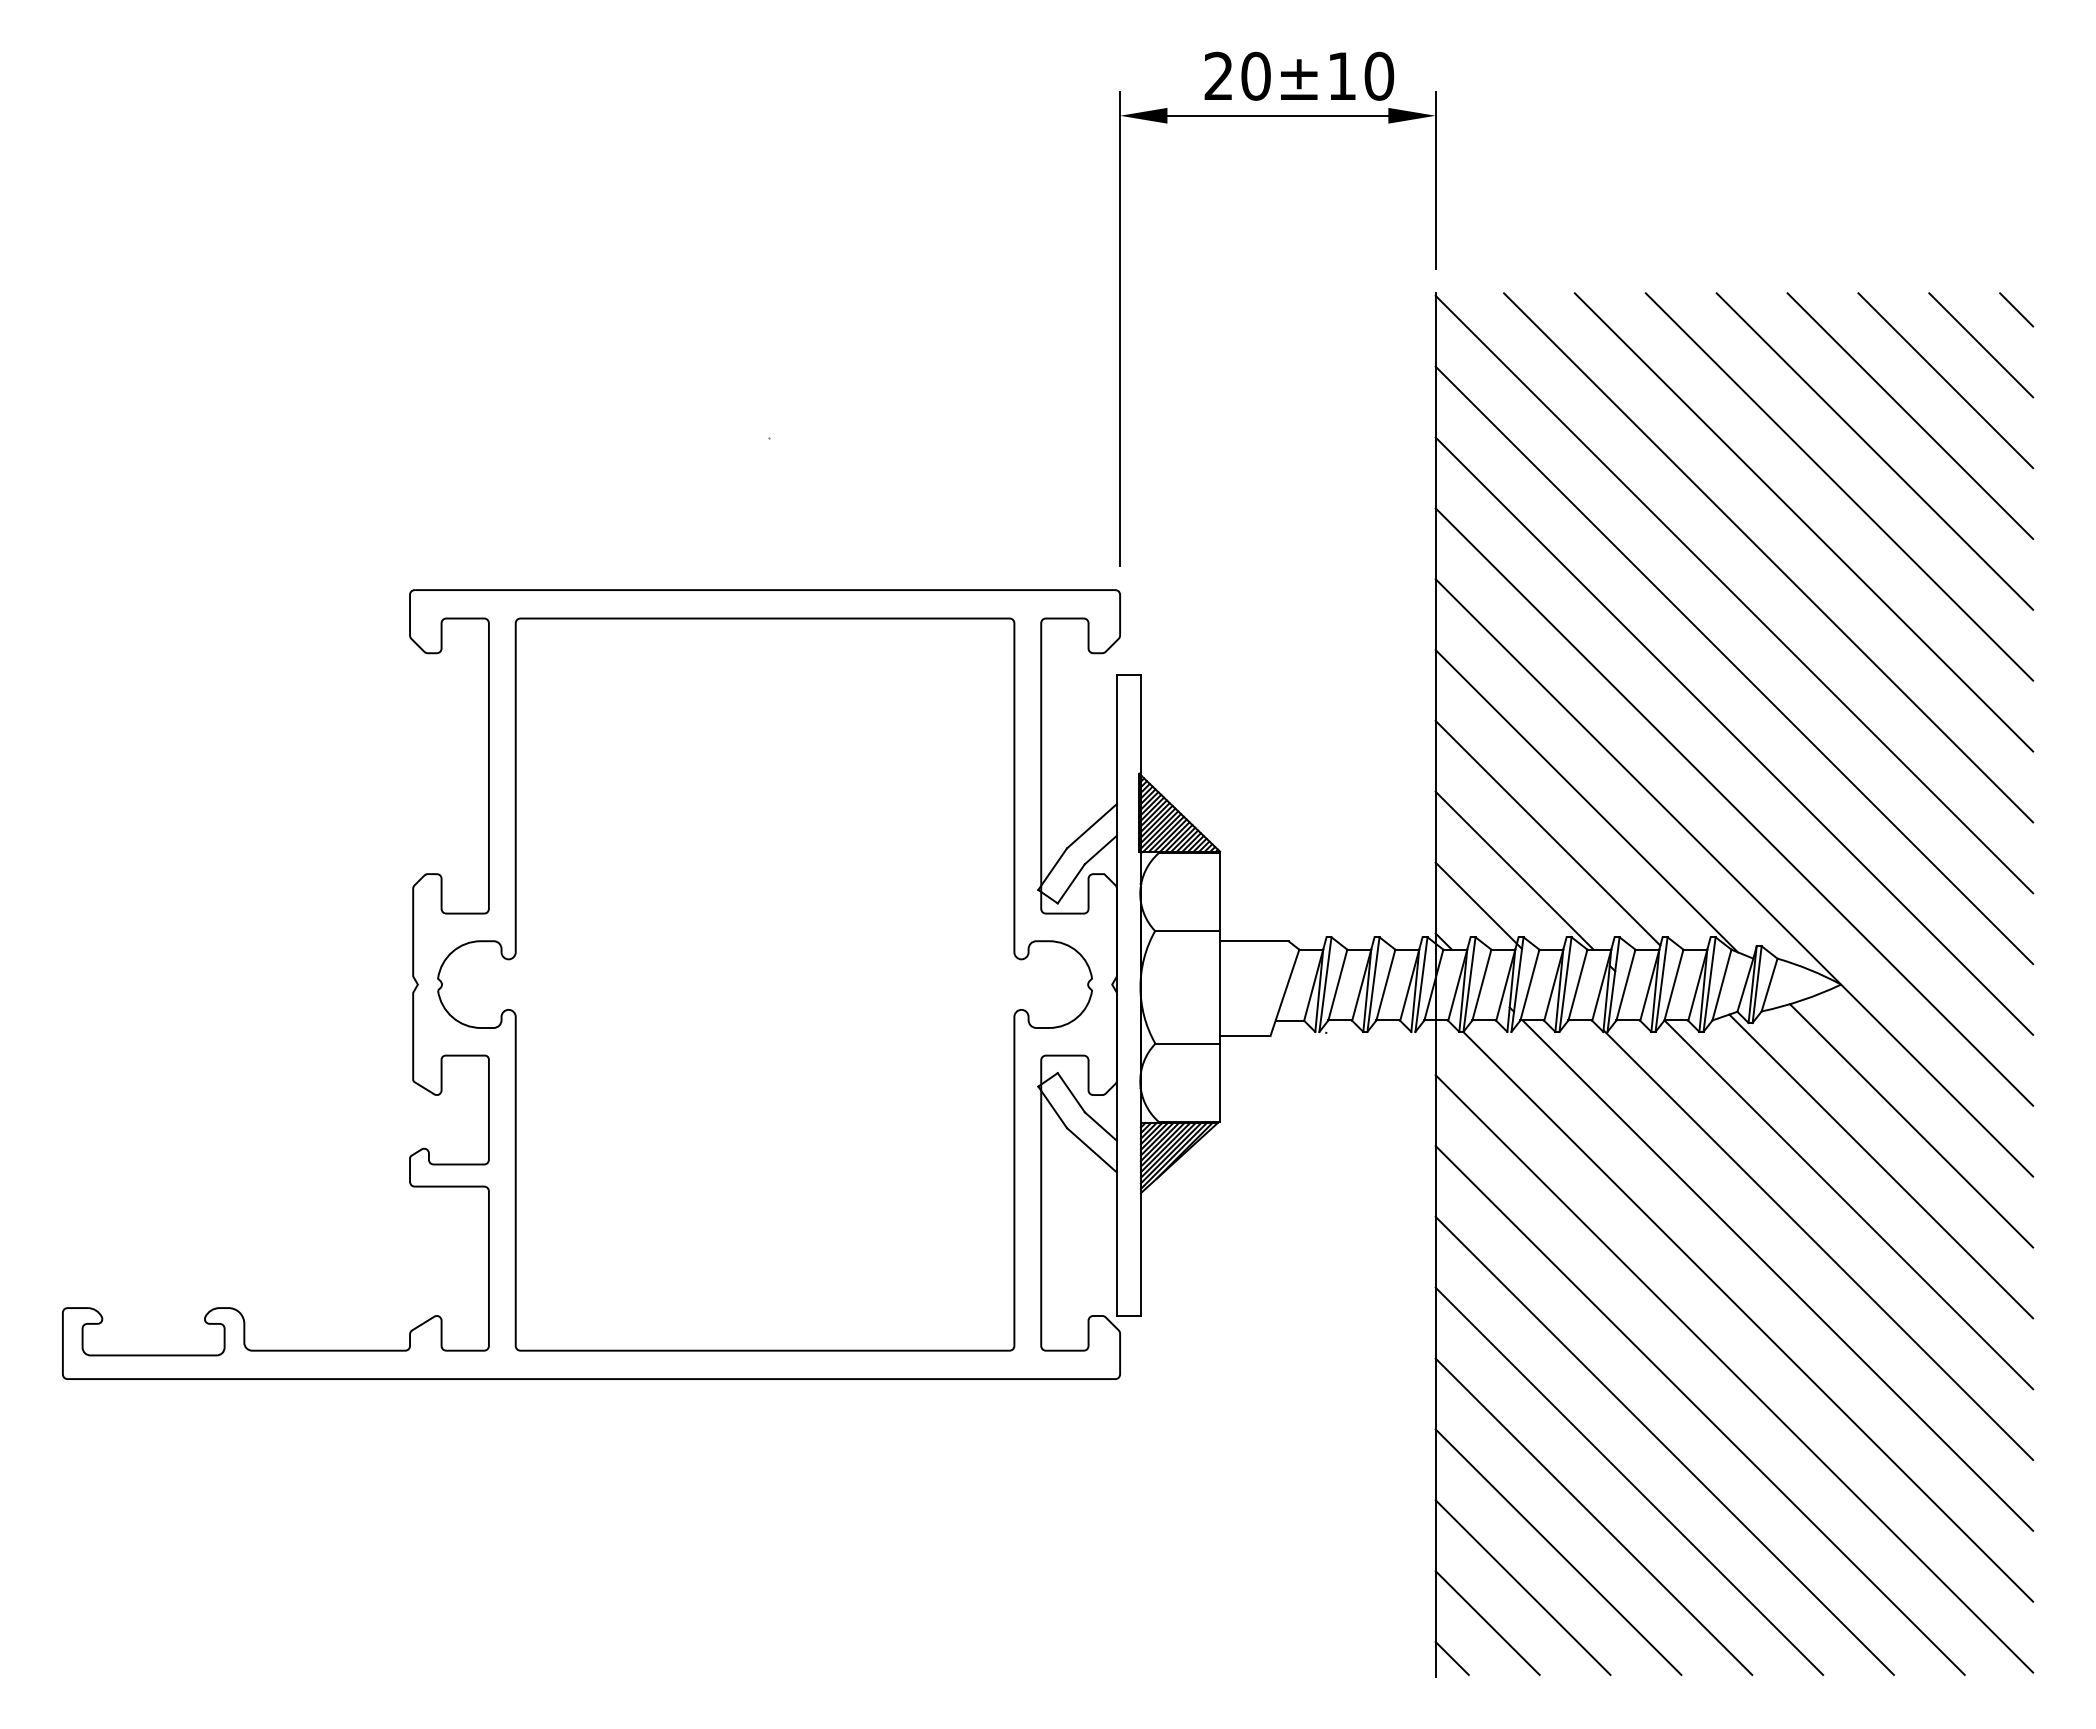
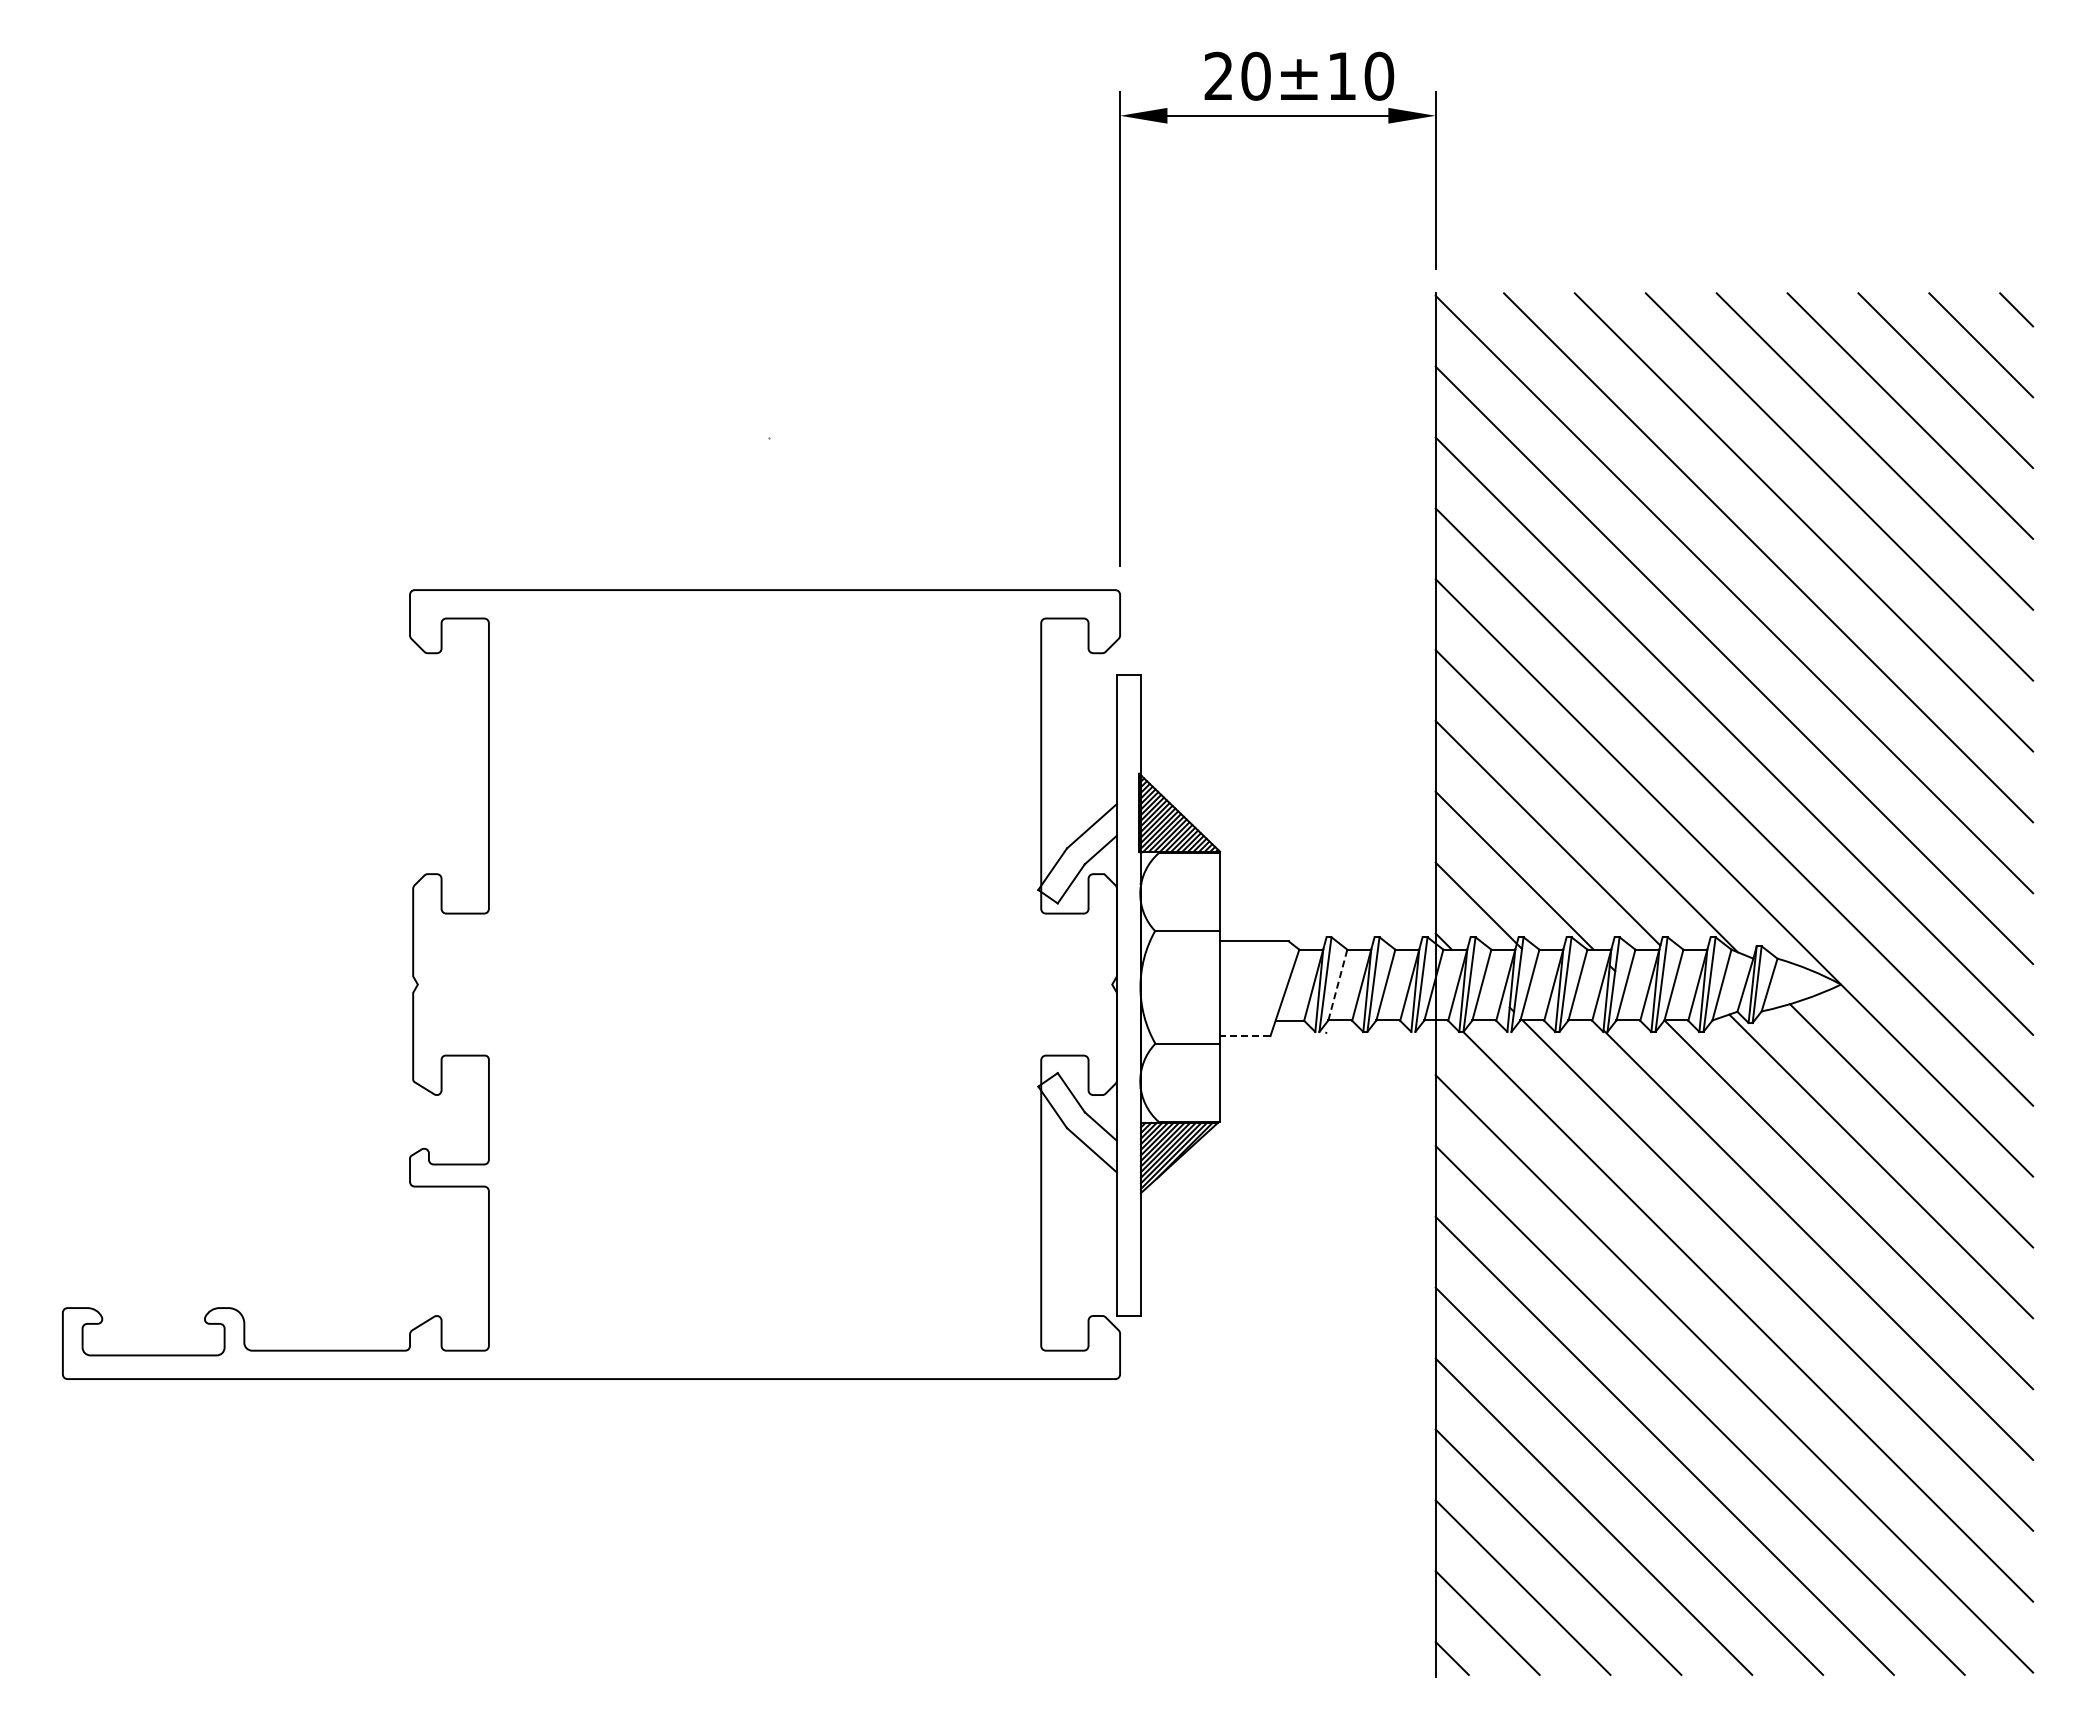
part: present -> none (764, 984)
line: solid -> dashed (1337, 985)
line: solid -> dashed (1244, 1036)
